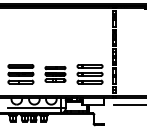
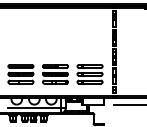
part size: 23x17 px -> 27x21 px (55, 74)
